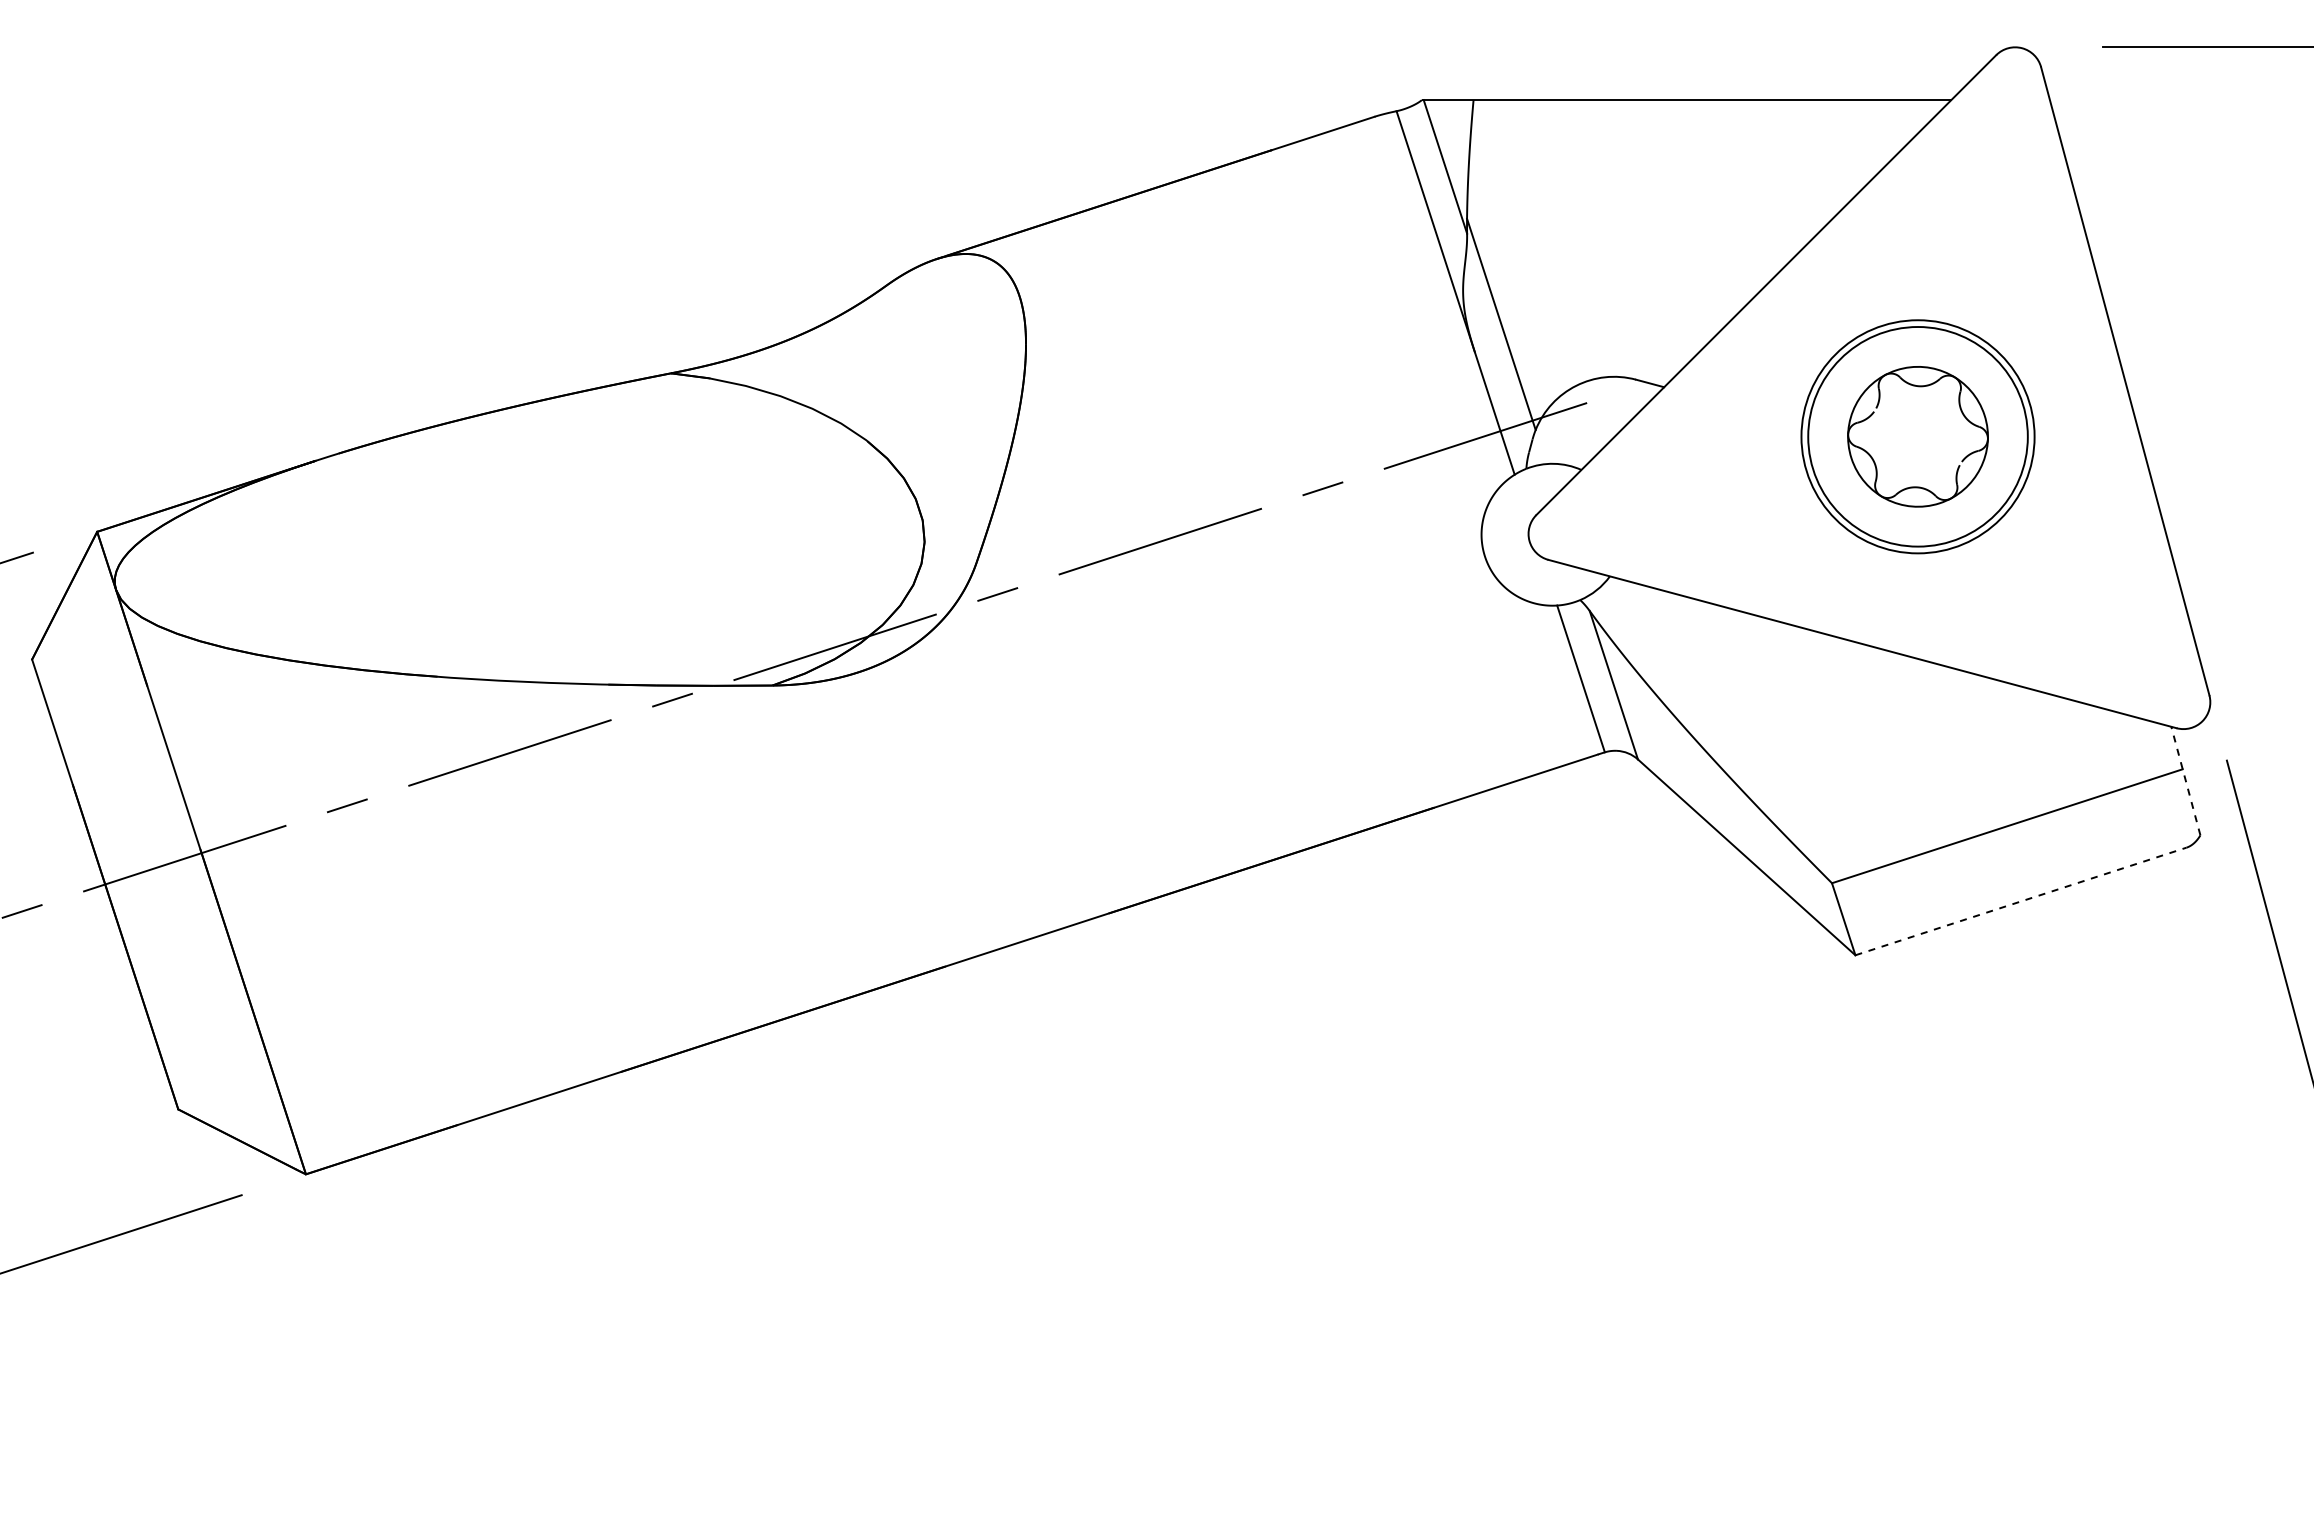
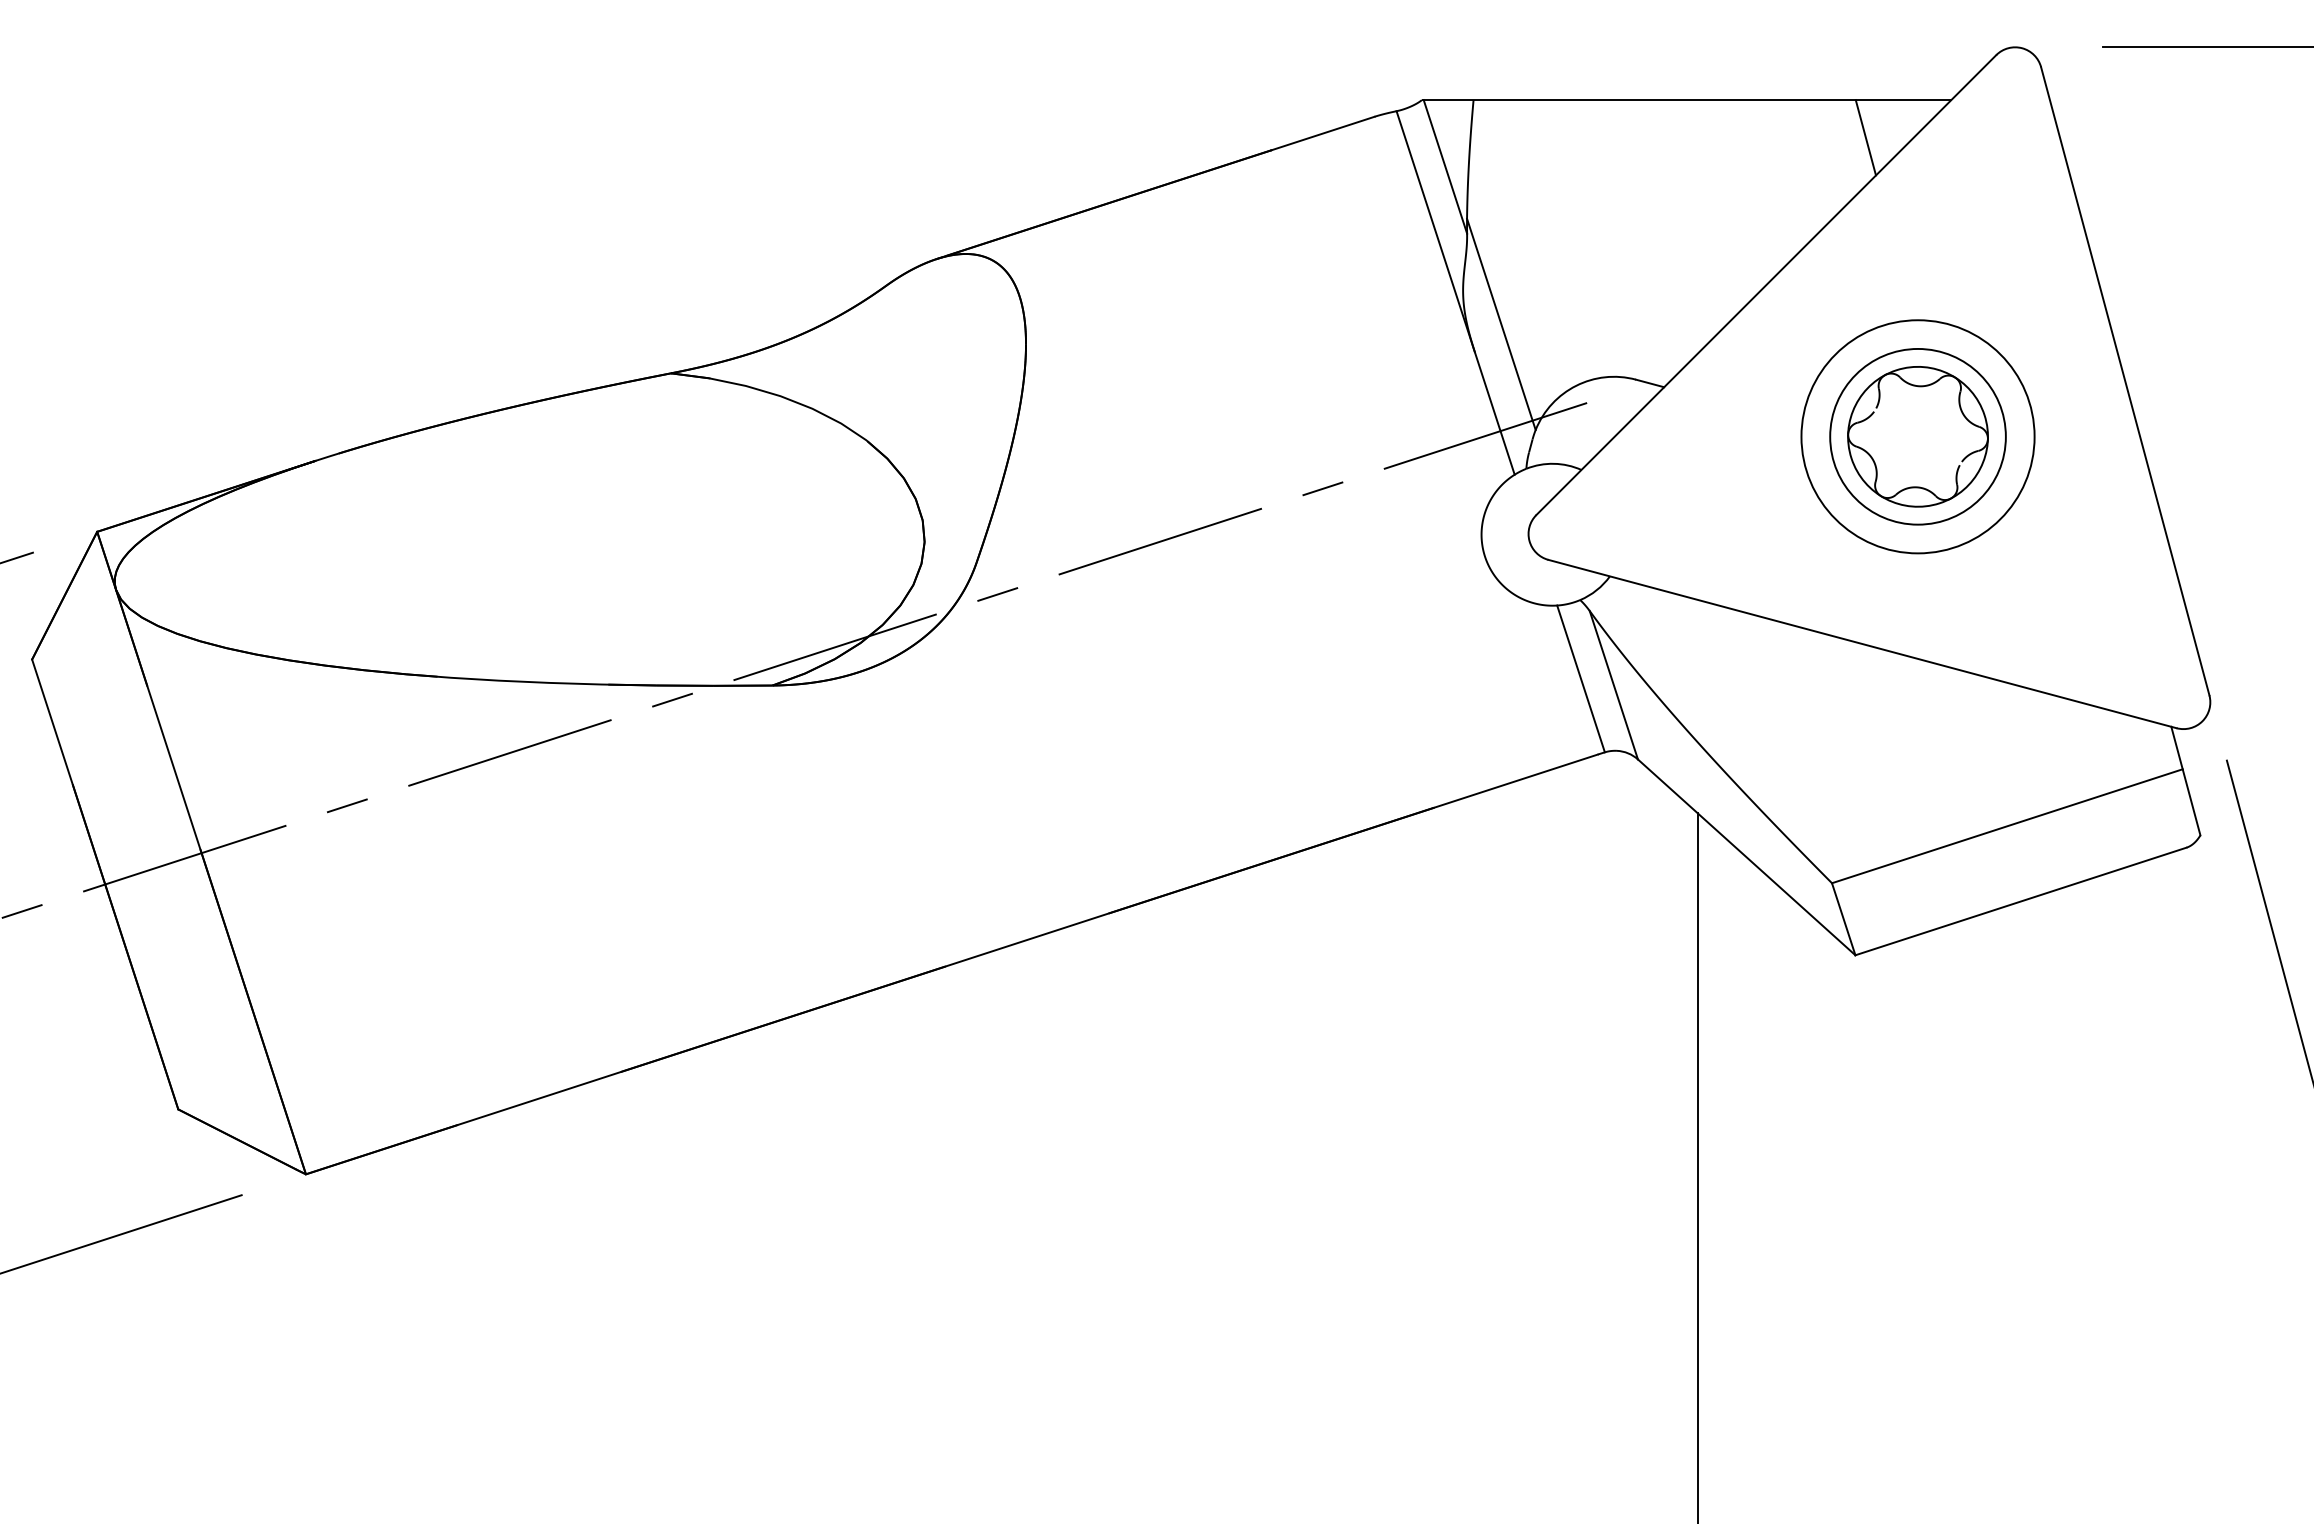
line: none -> present (1865, 137)
circle diameter: 220 px -> 176 px (1917, 436)
line: dashed -> solid (2185, 780)
line: dashed -> solid (2021, 901)
line: none -> present (1697, 1166)
